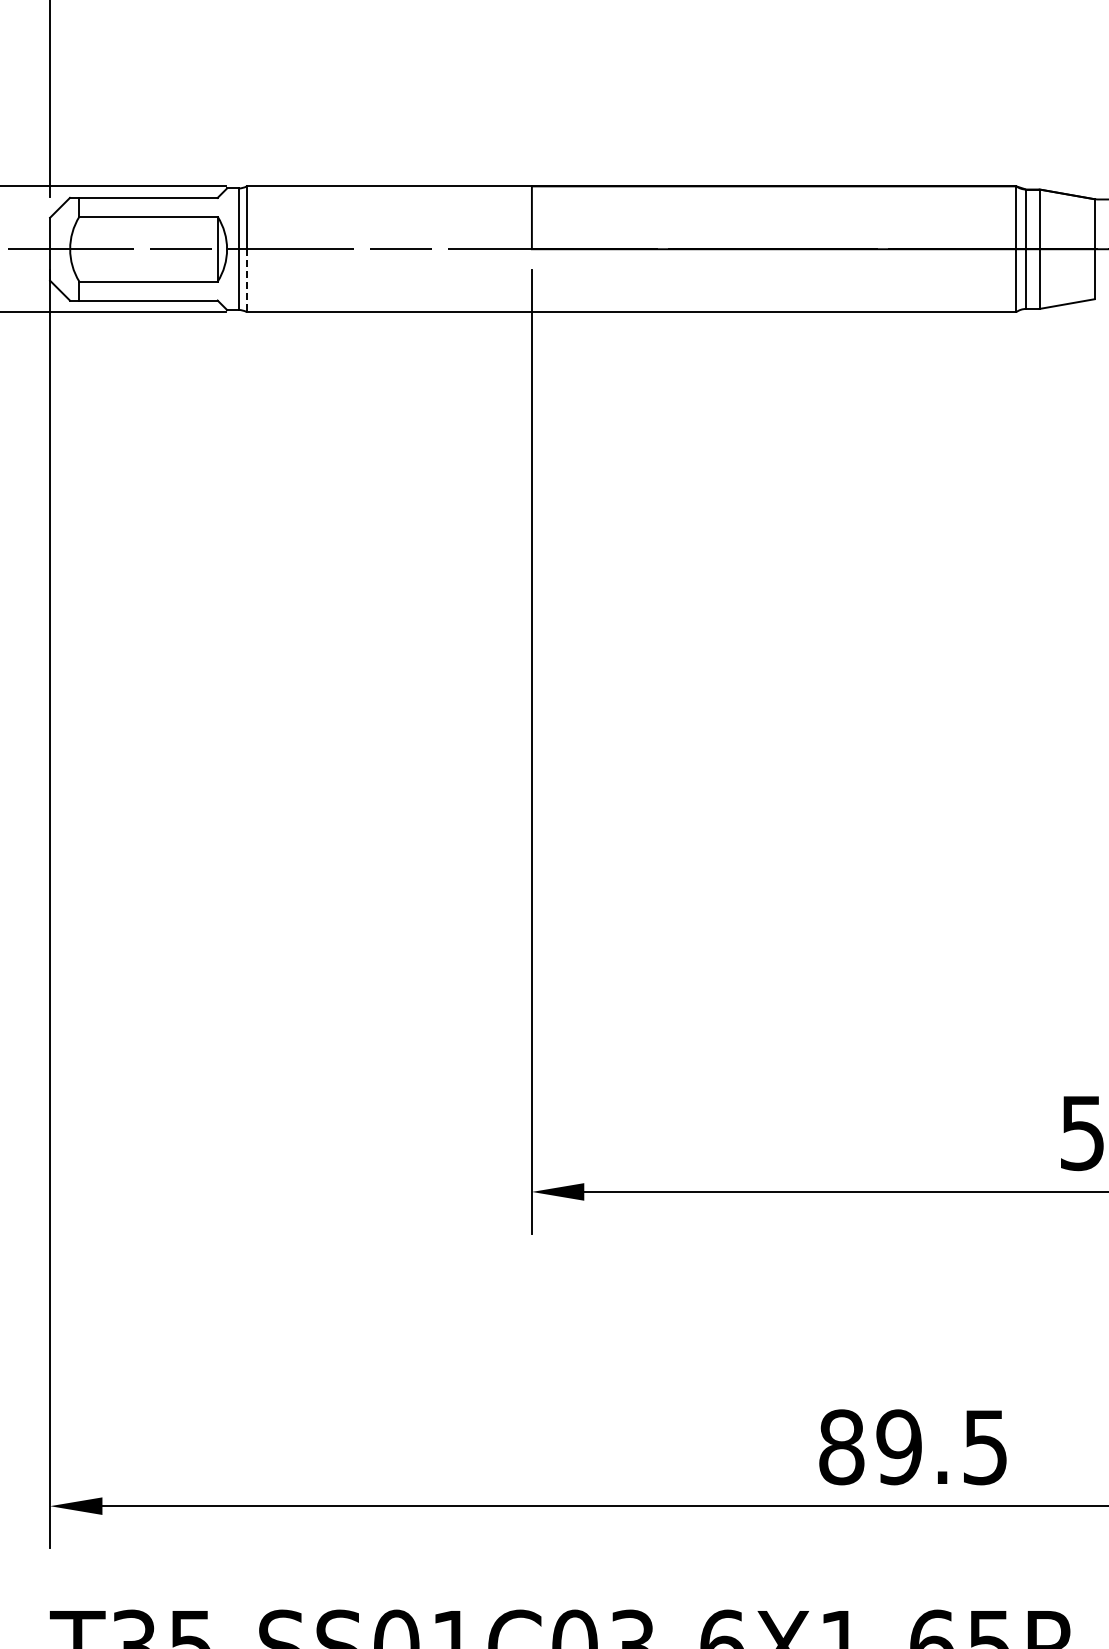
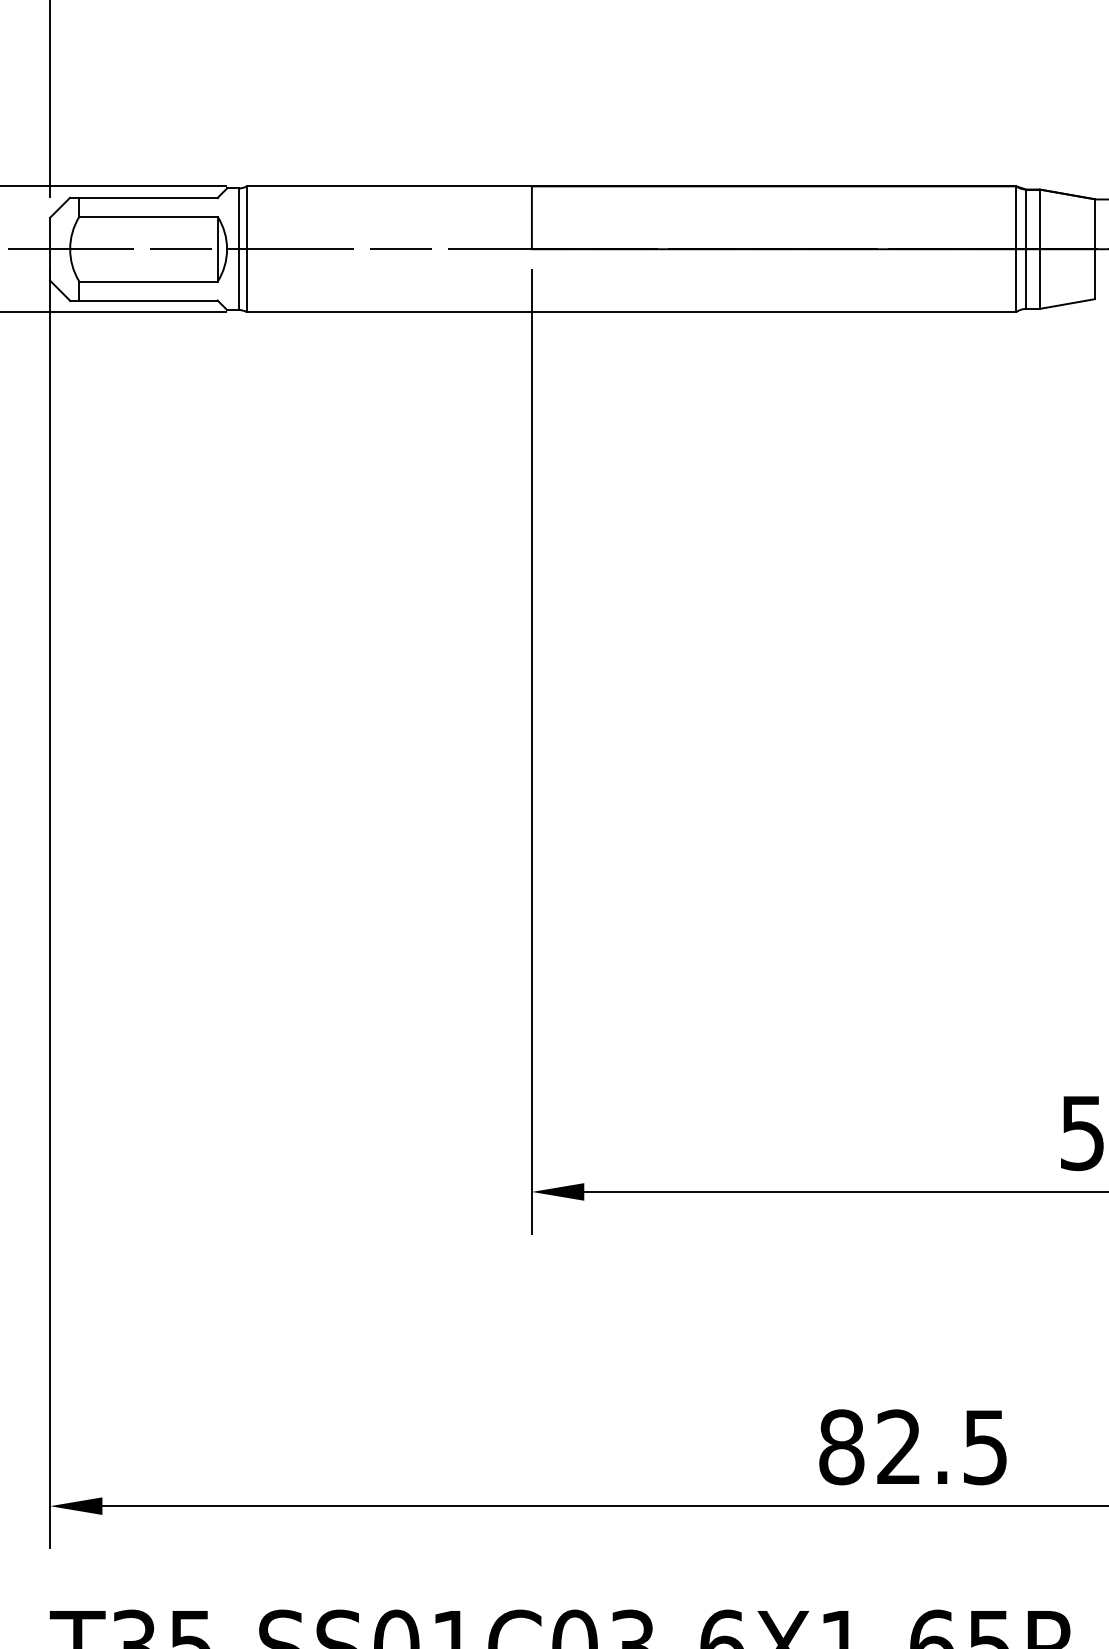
line: dashed -> solid (246, 281)
text: 89.5 -> 82.5 (898, 1447)
